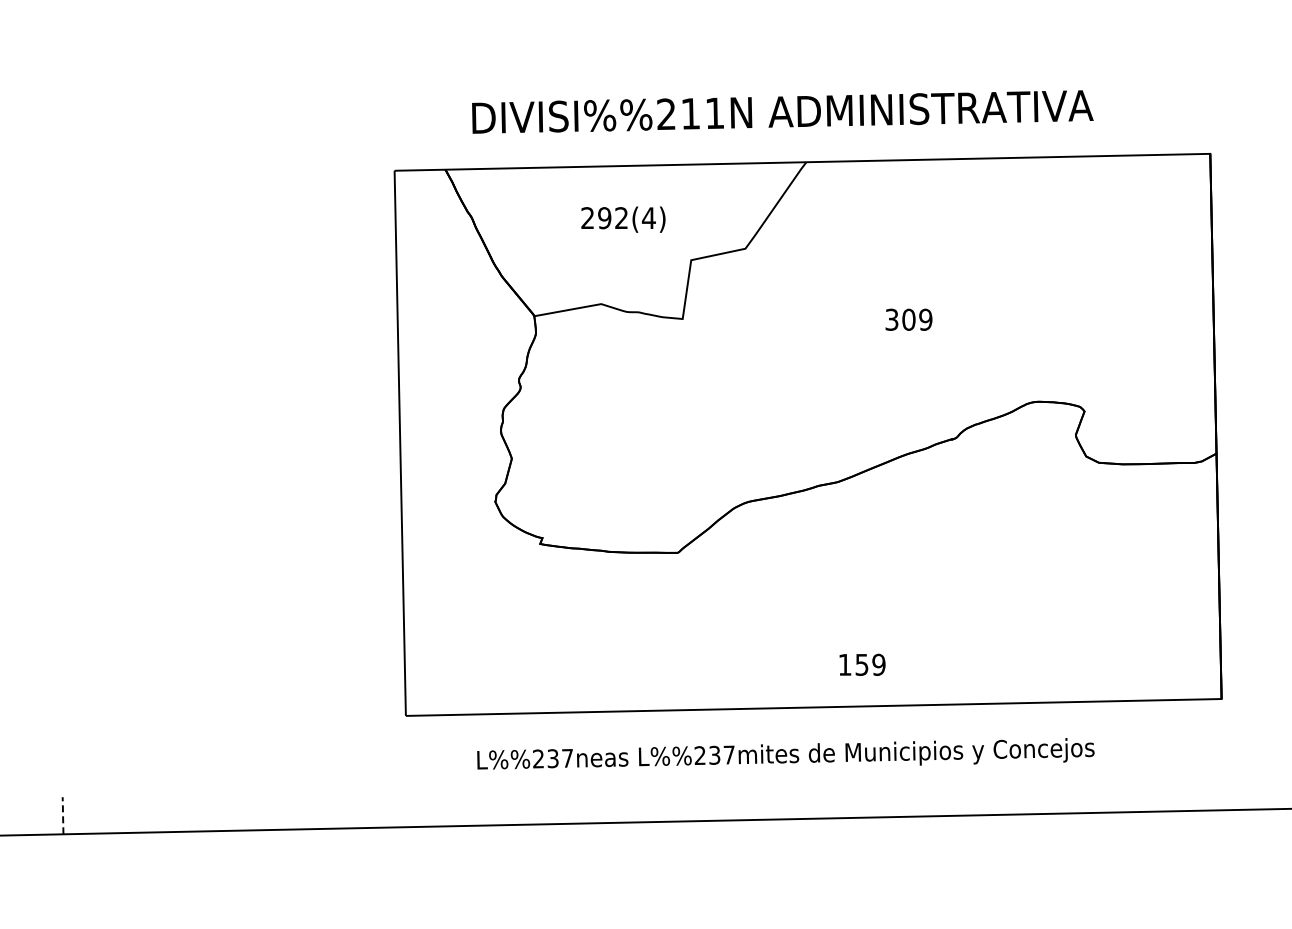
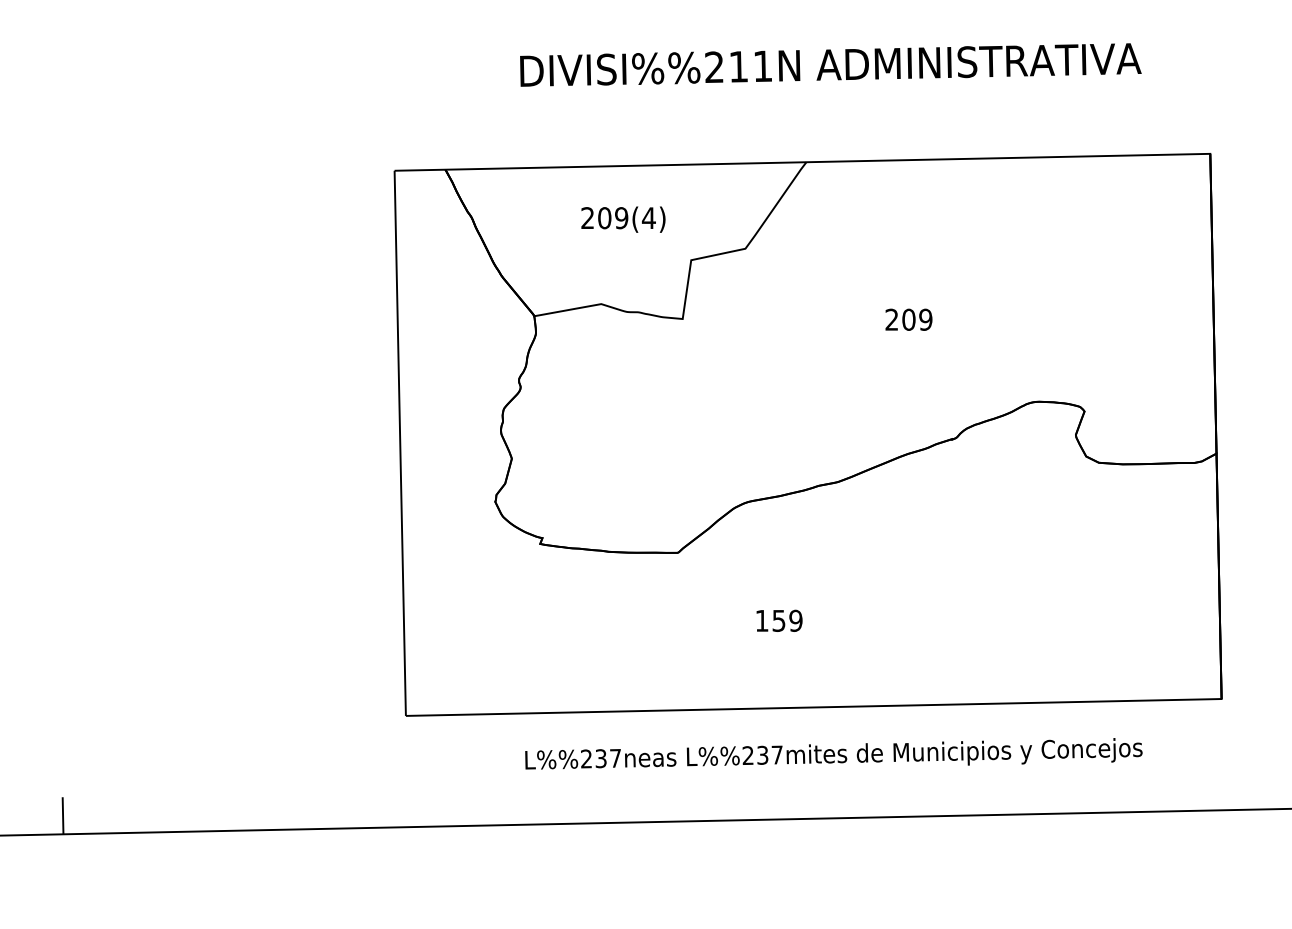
text position: (782, 111) -> (830, 64) (830, 64)
text: 292(4) -> 209(4) (613, 218)
text: 309 -> 209 (891, 319)
text position: (862, 664) -> (779, 620) (779, 620)
text position: (785, 753) -> (833, 753) (833, 753)
line: dashed -> solid (63, 815)
